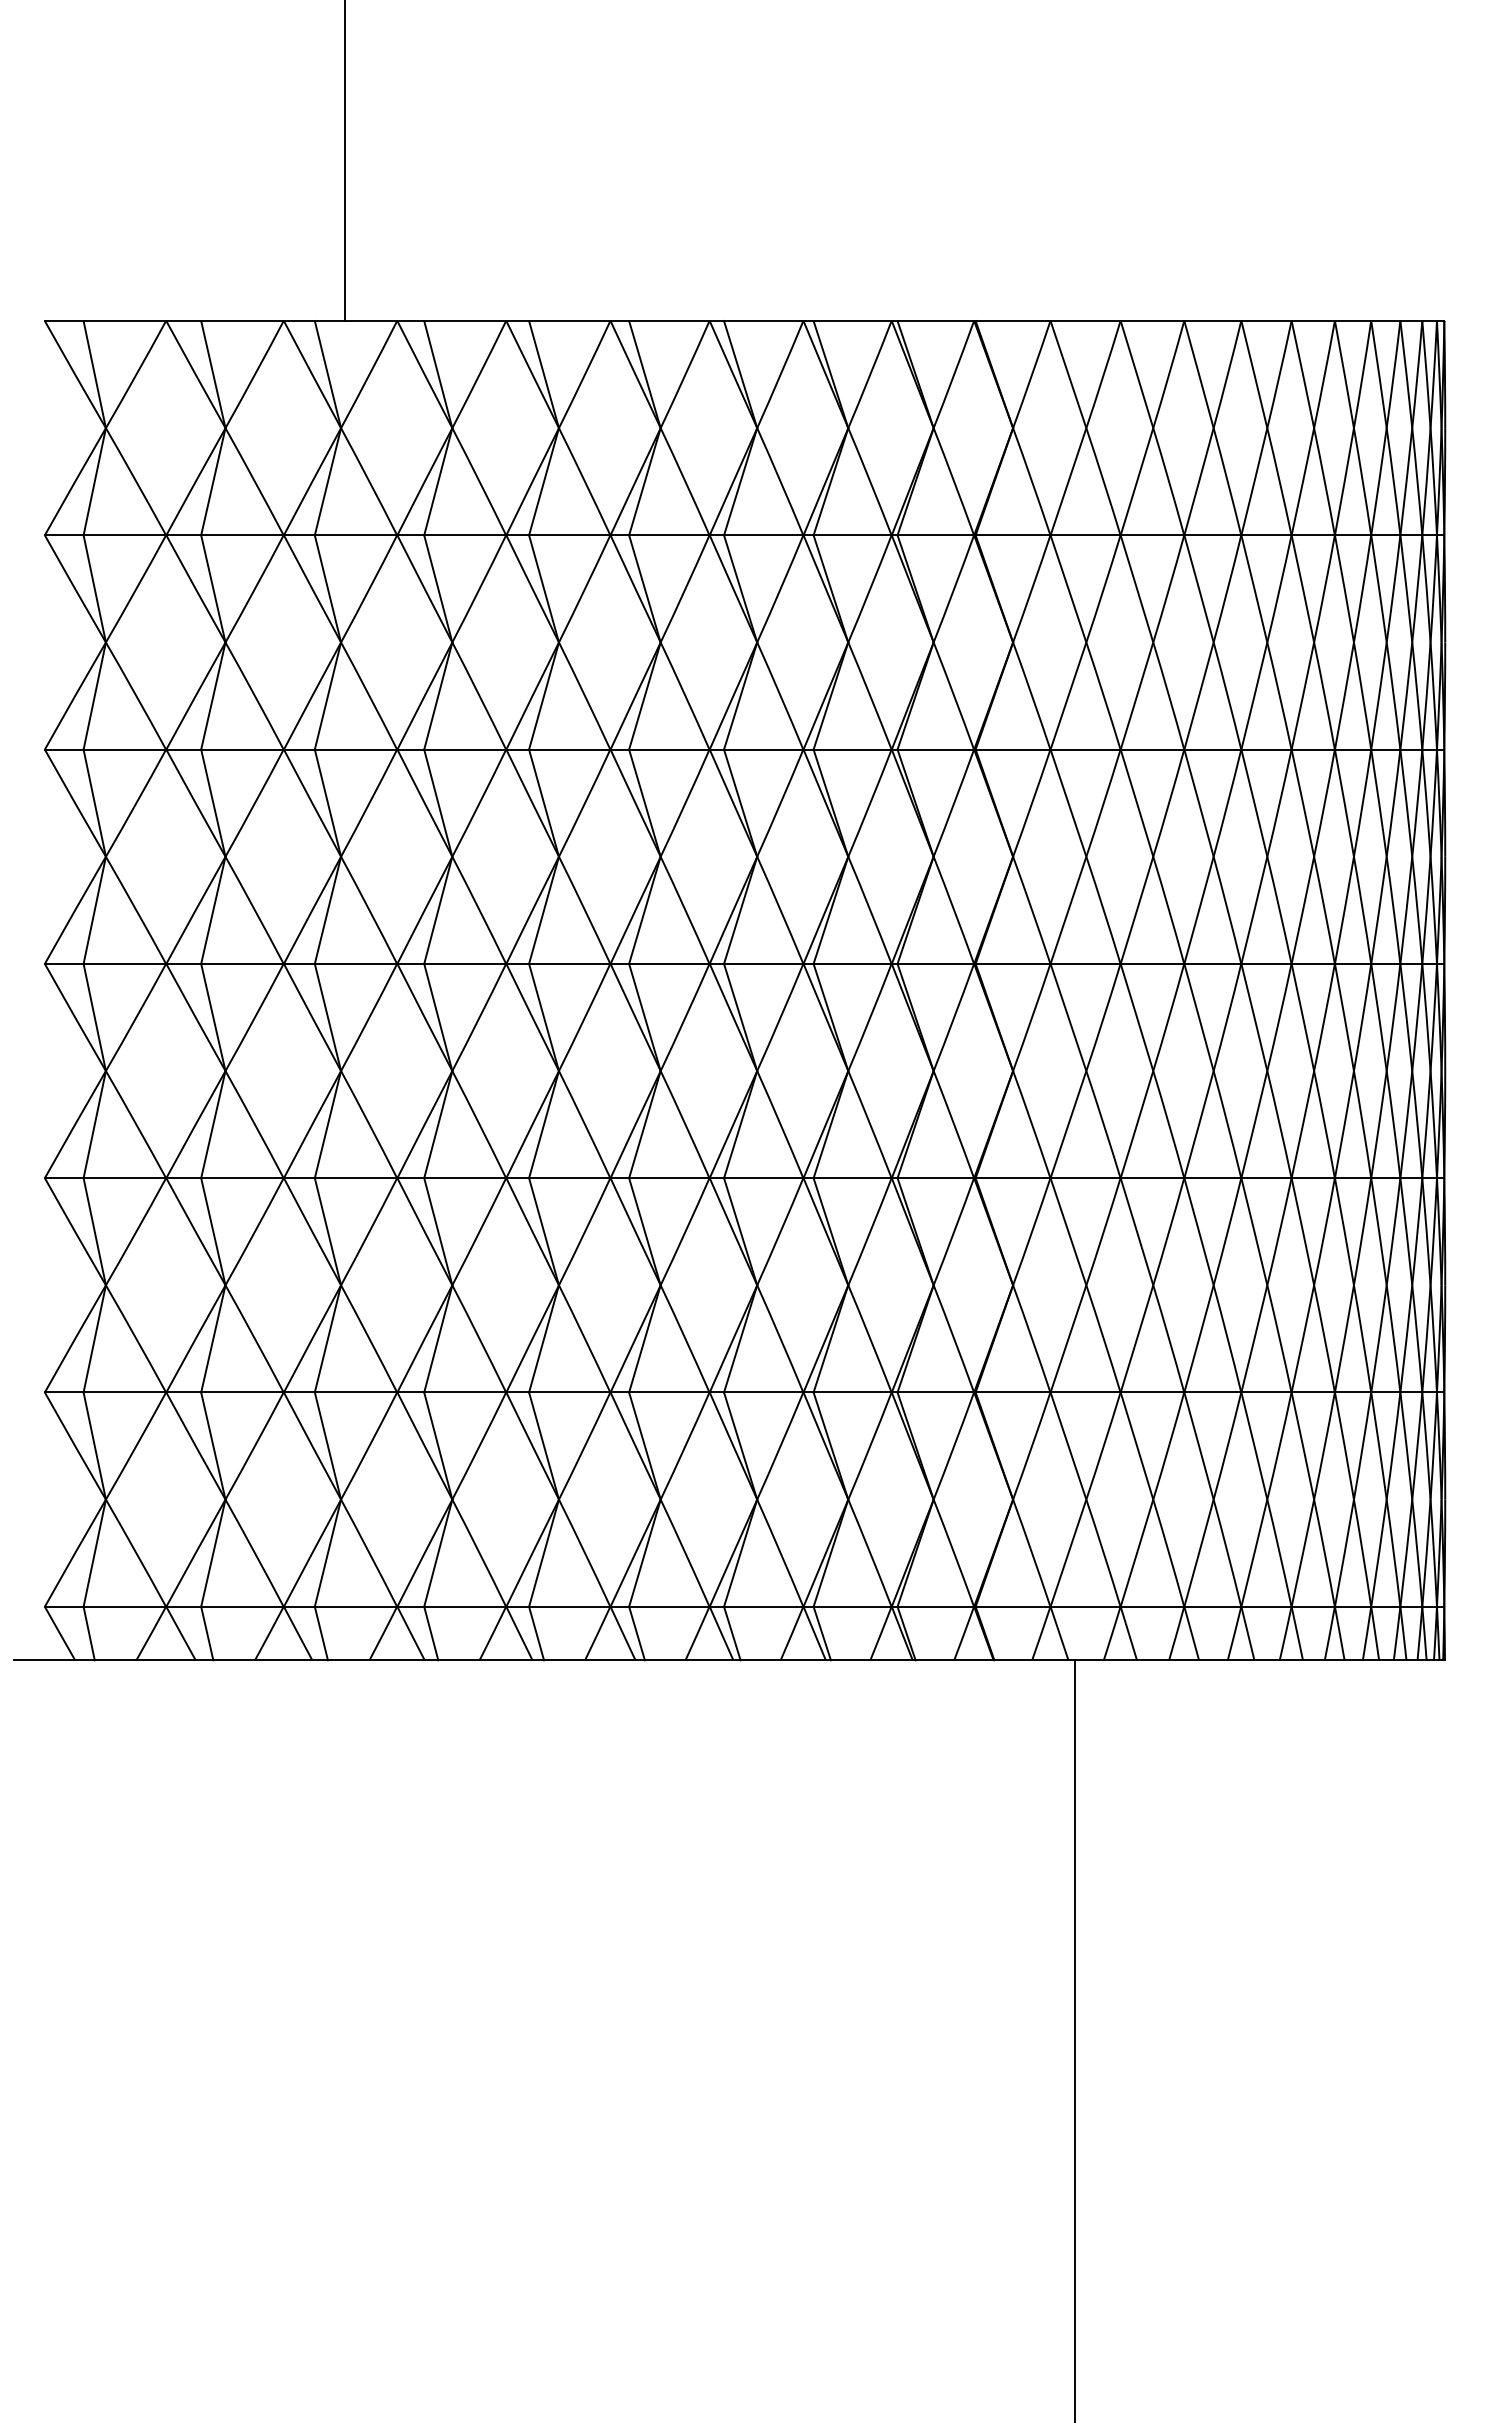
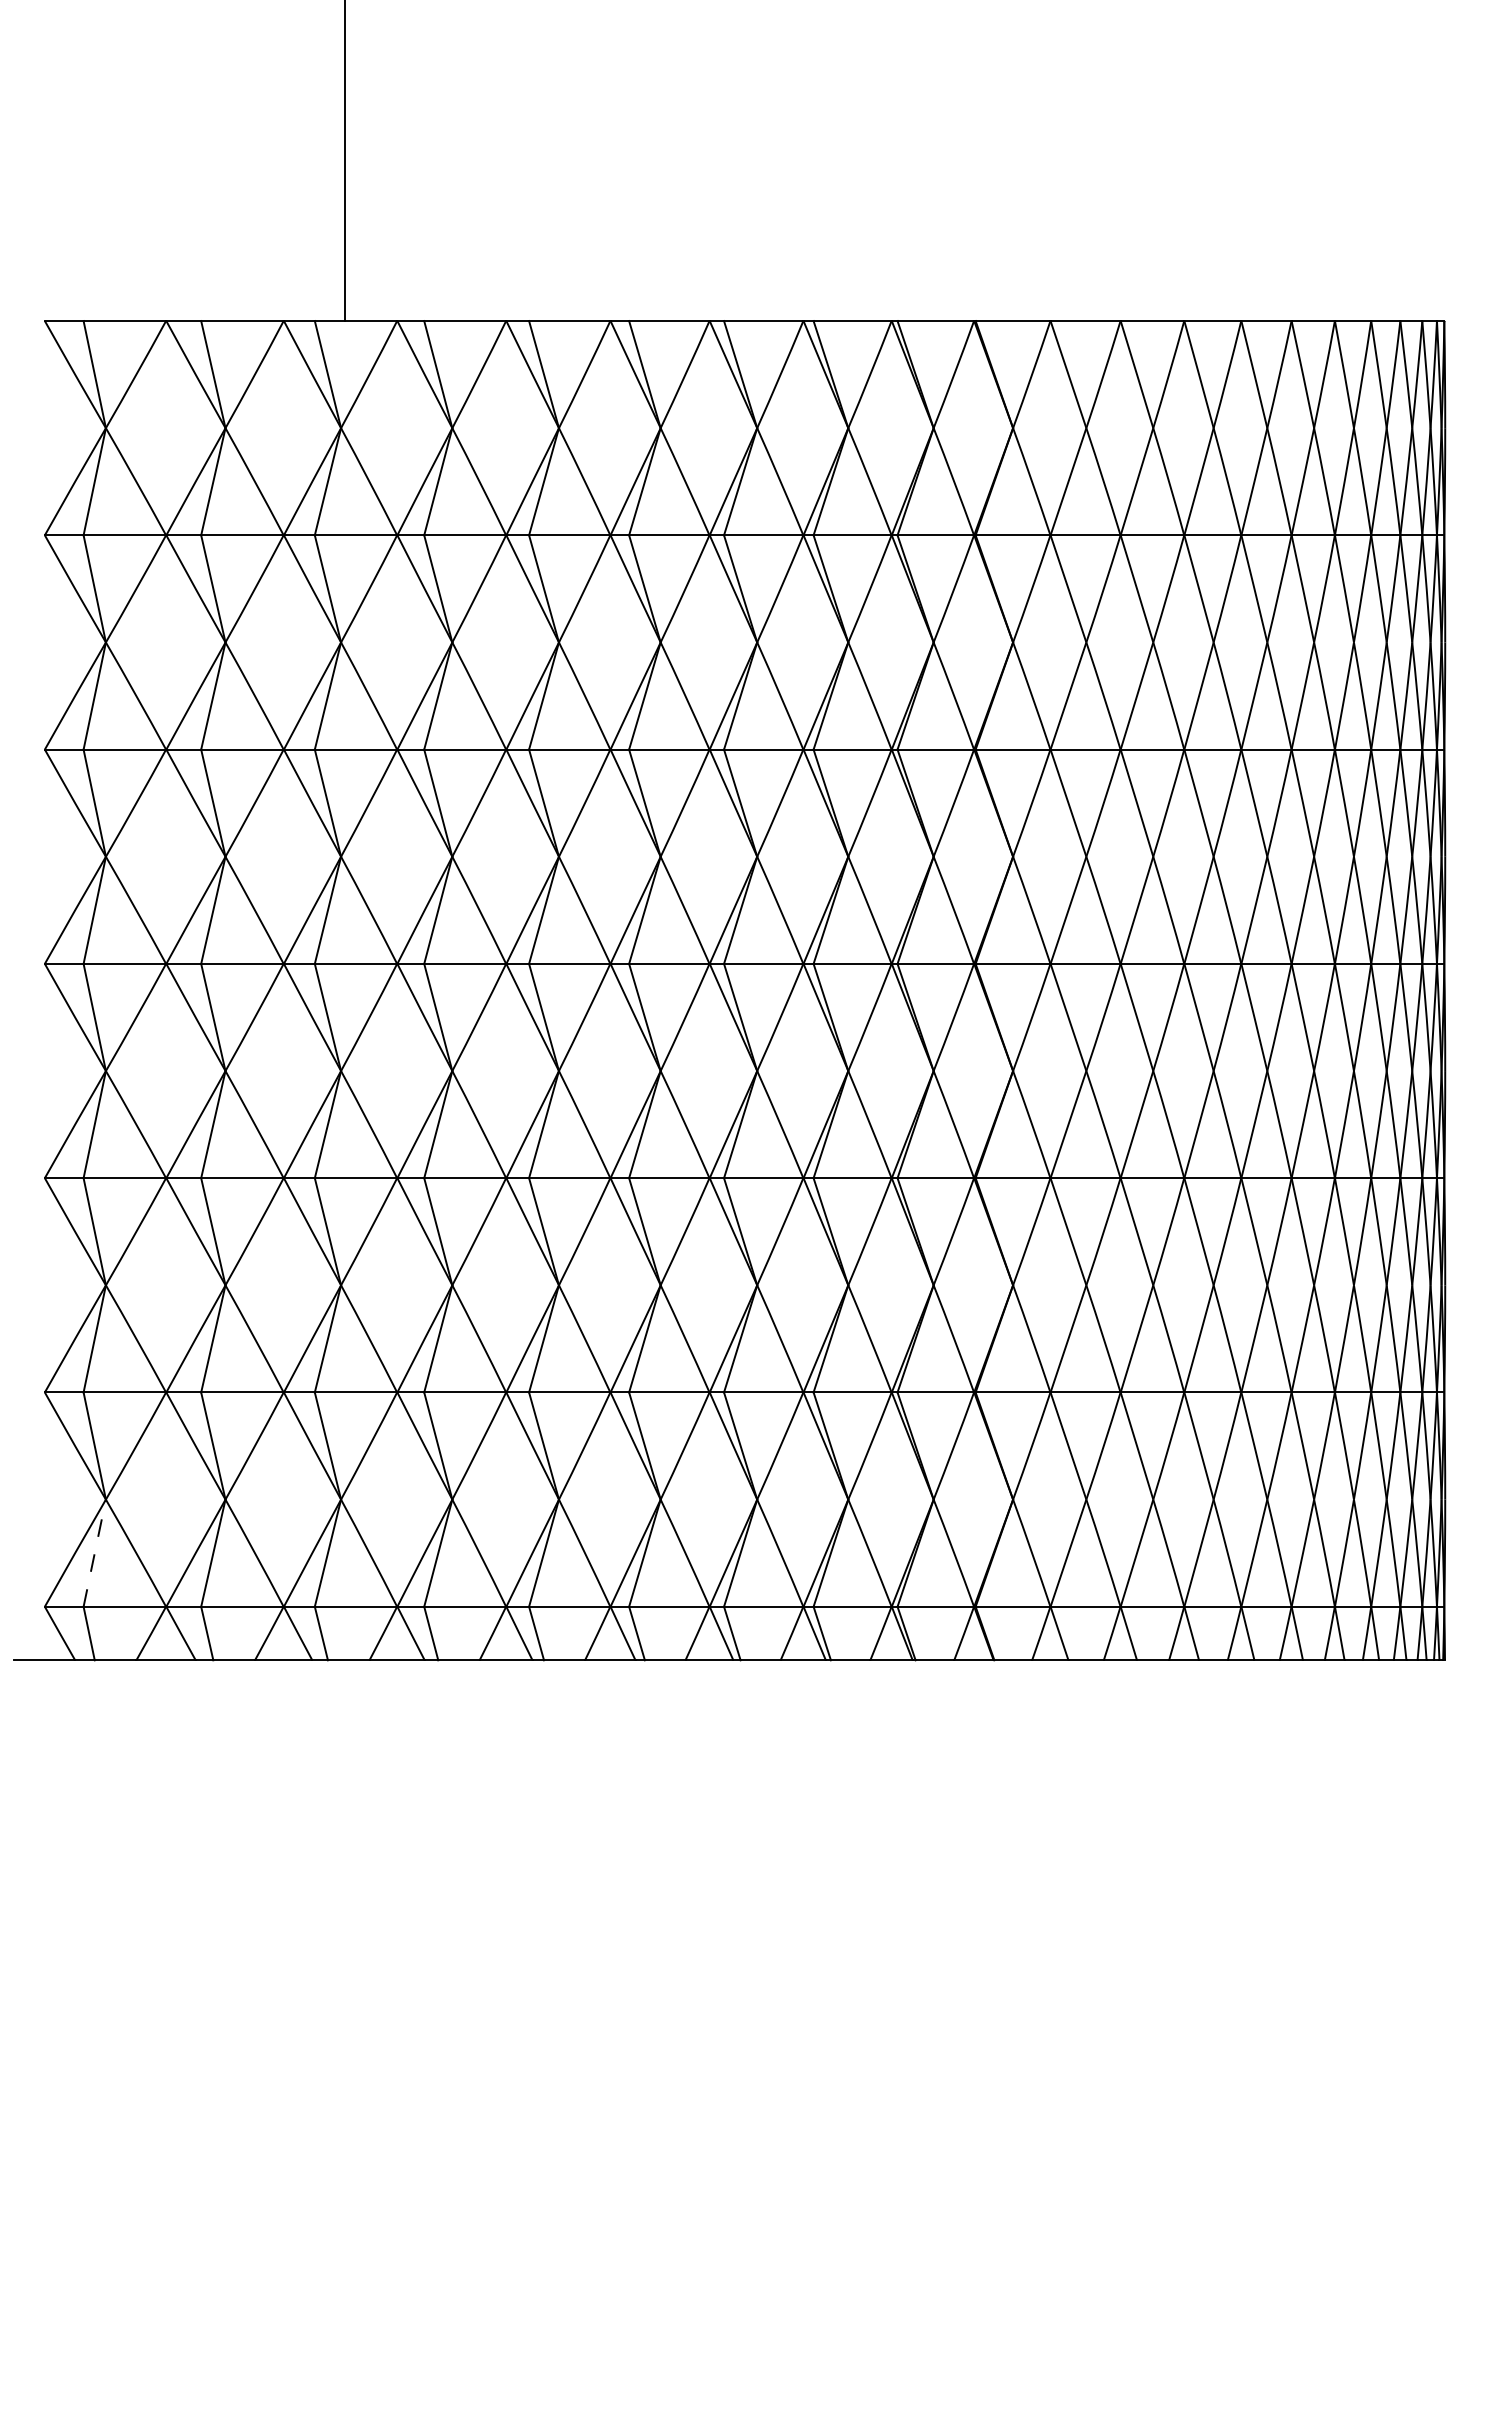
line: solid -> dashed (94, 1553)
line: present -> none (1074, 2039)
